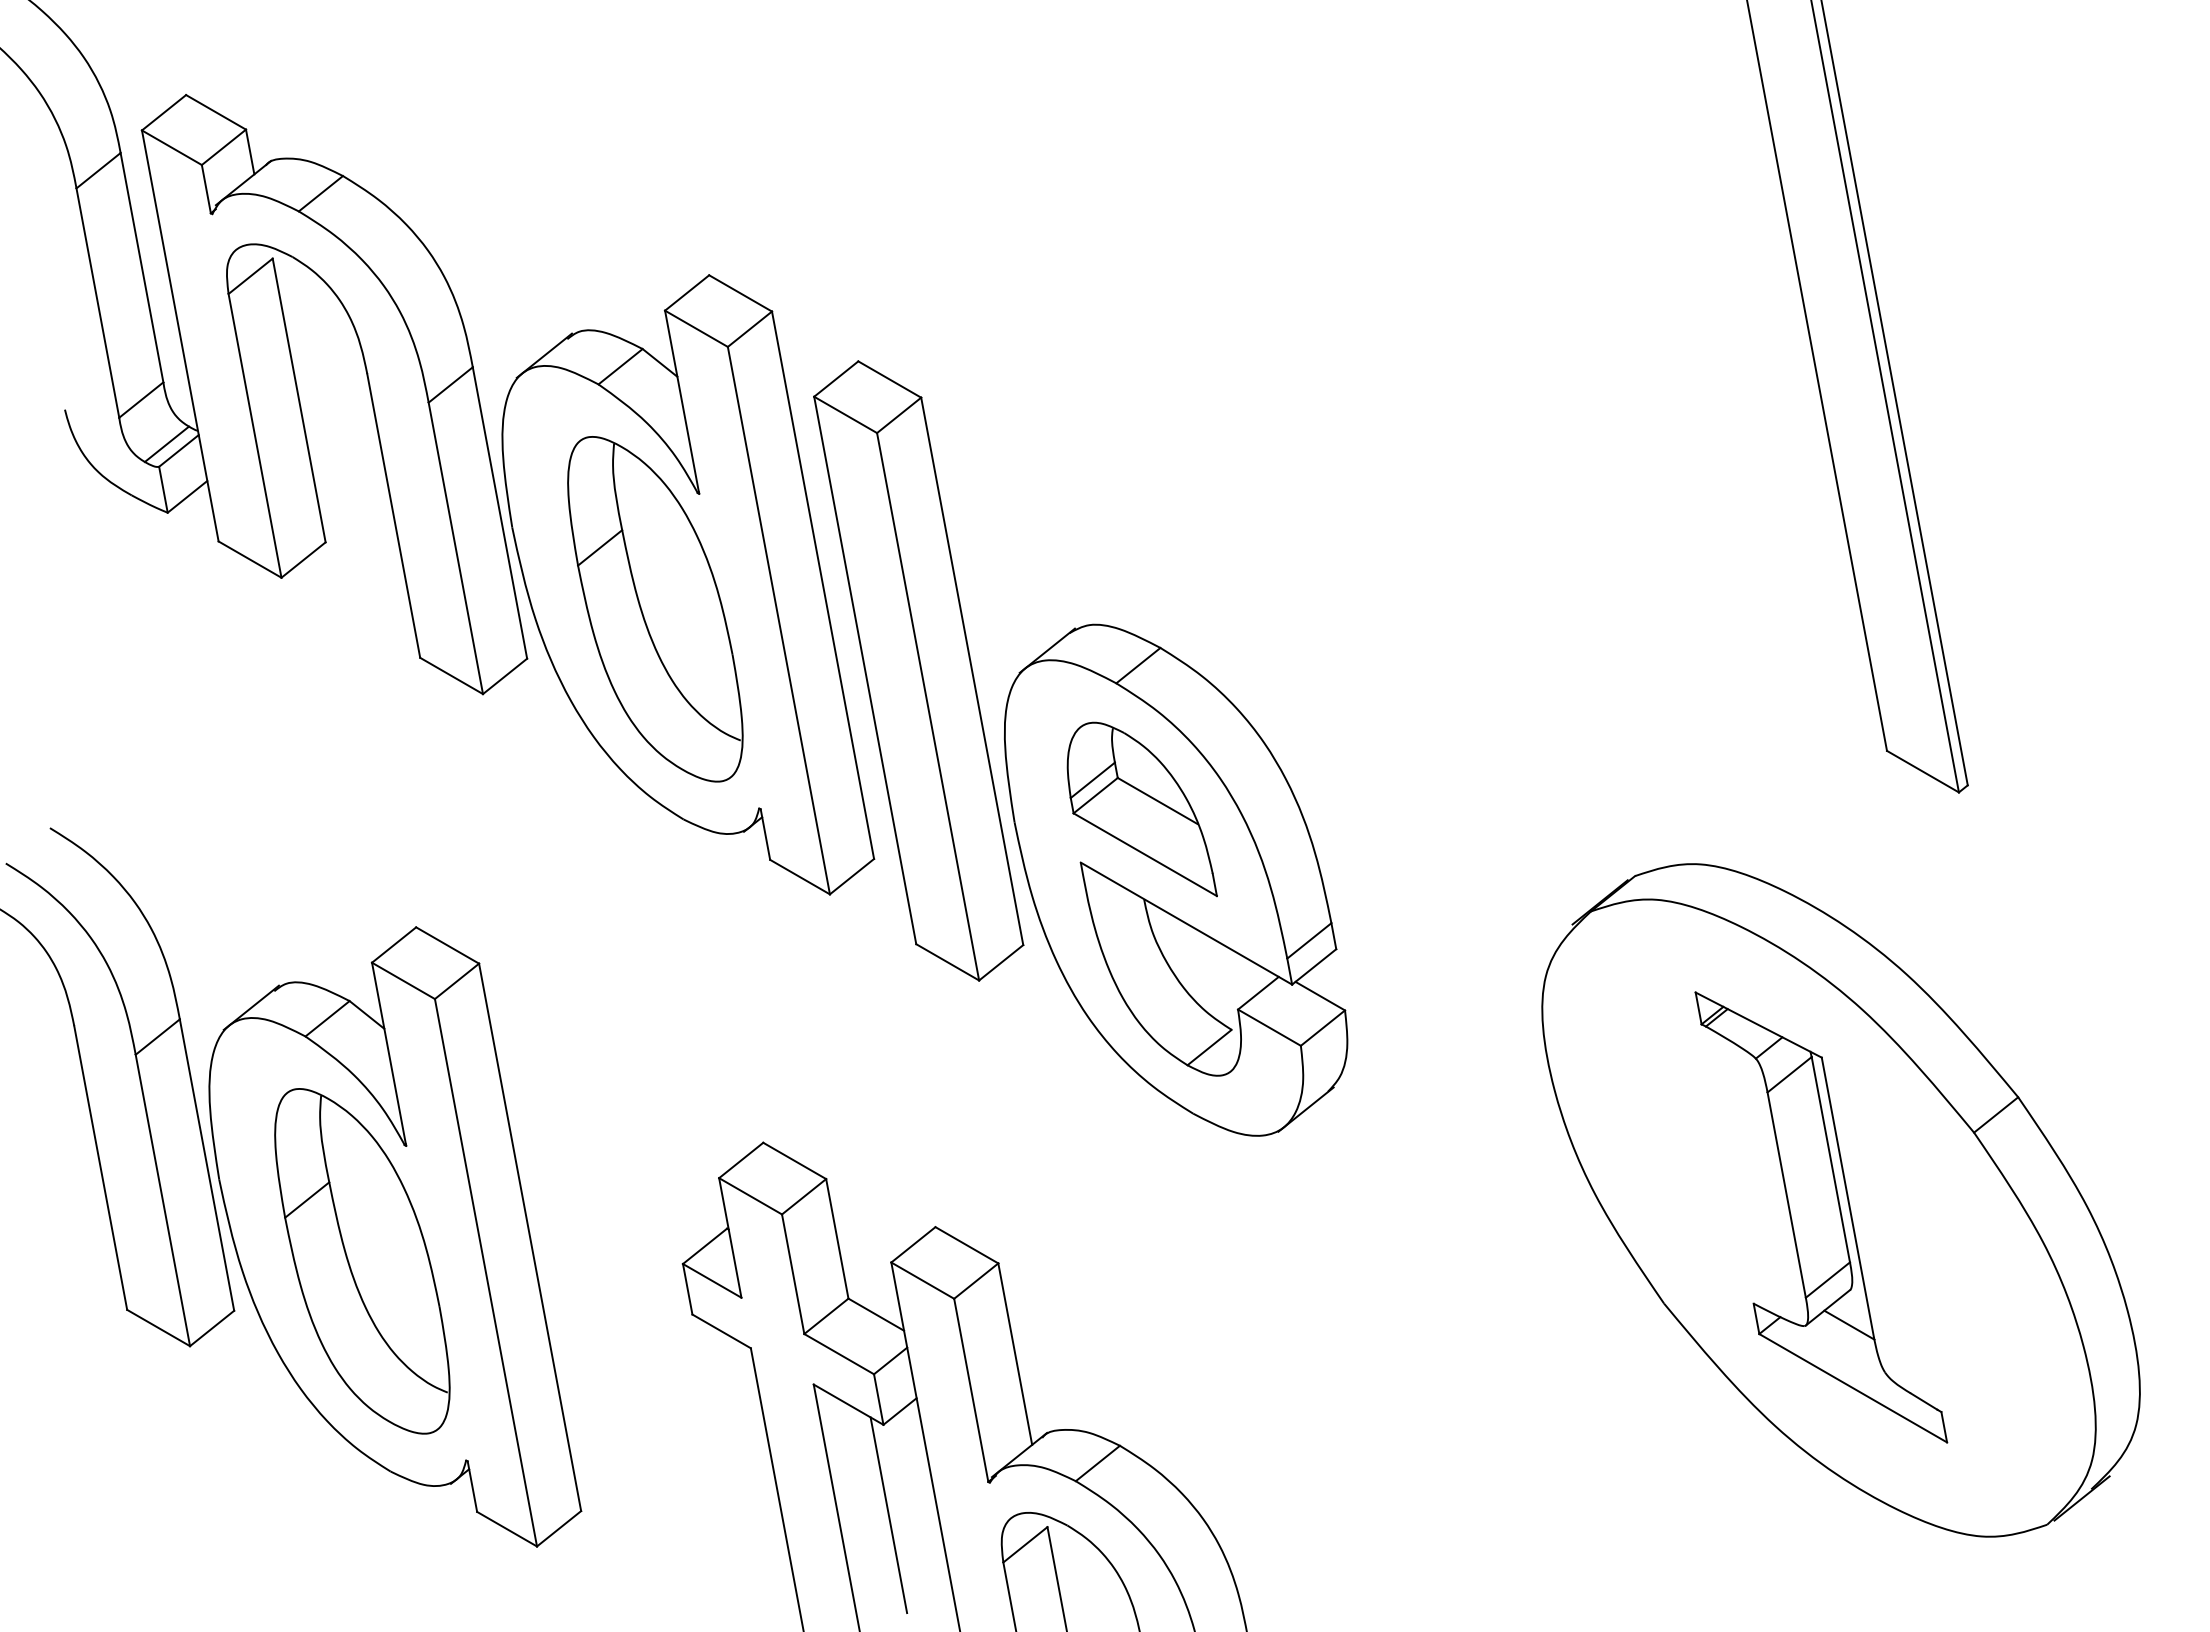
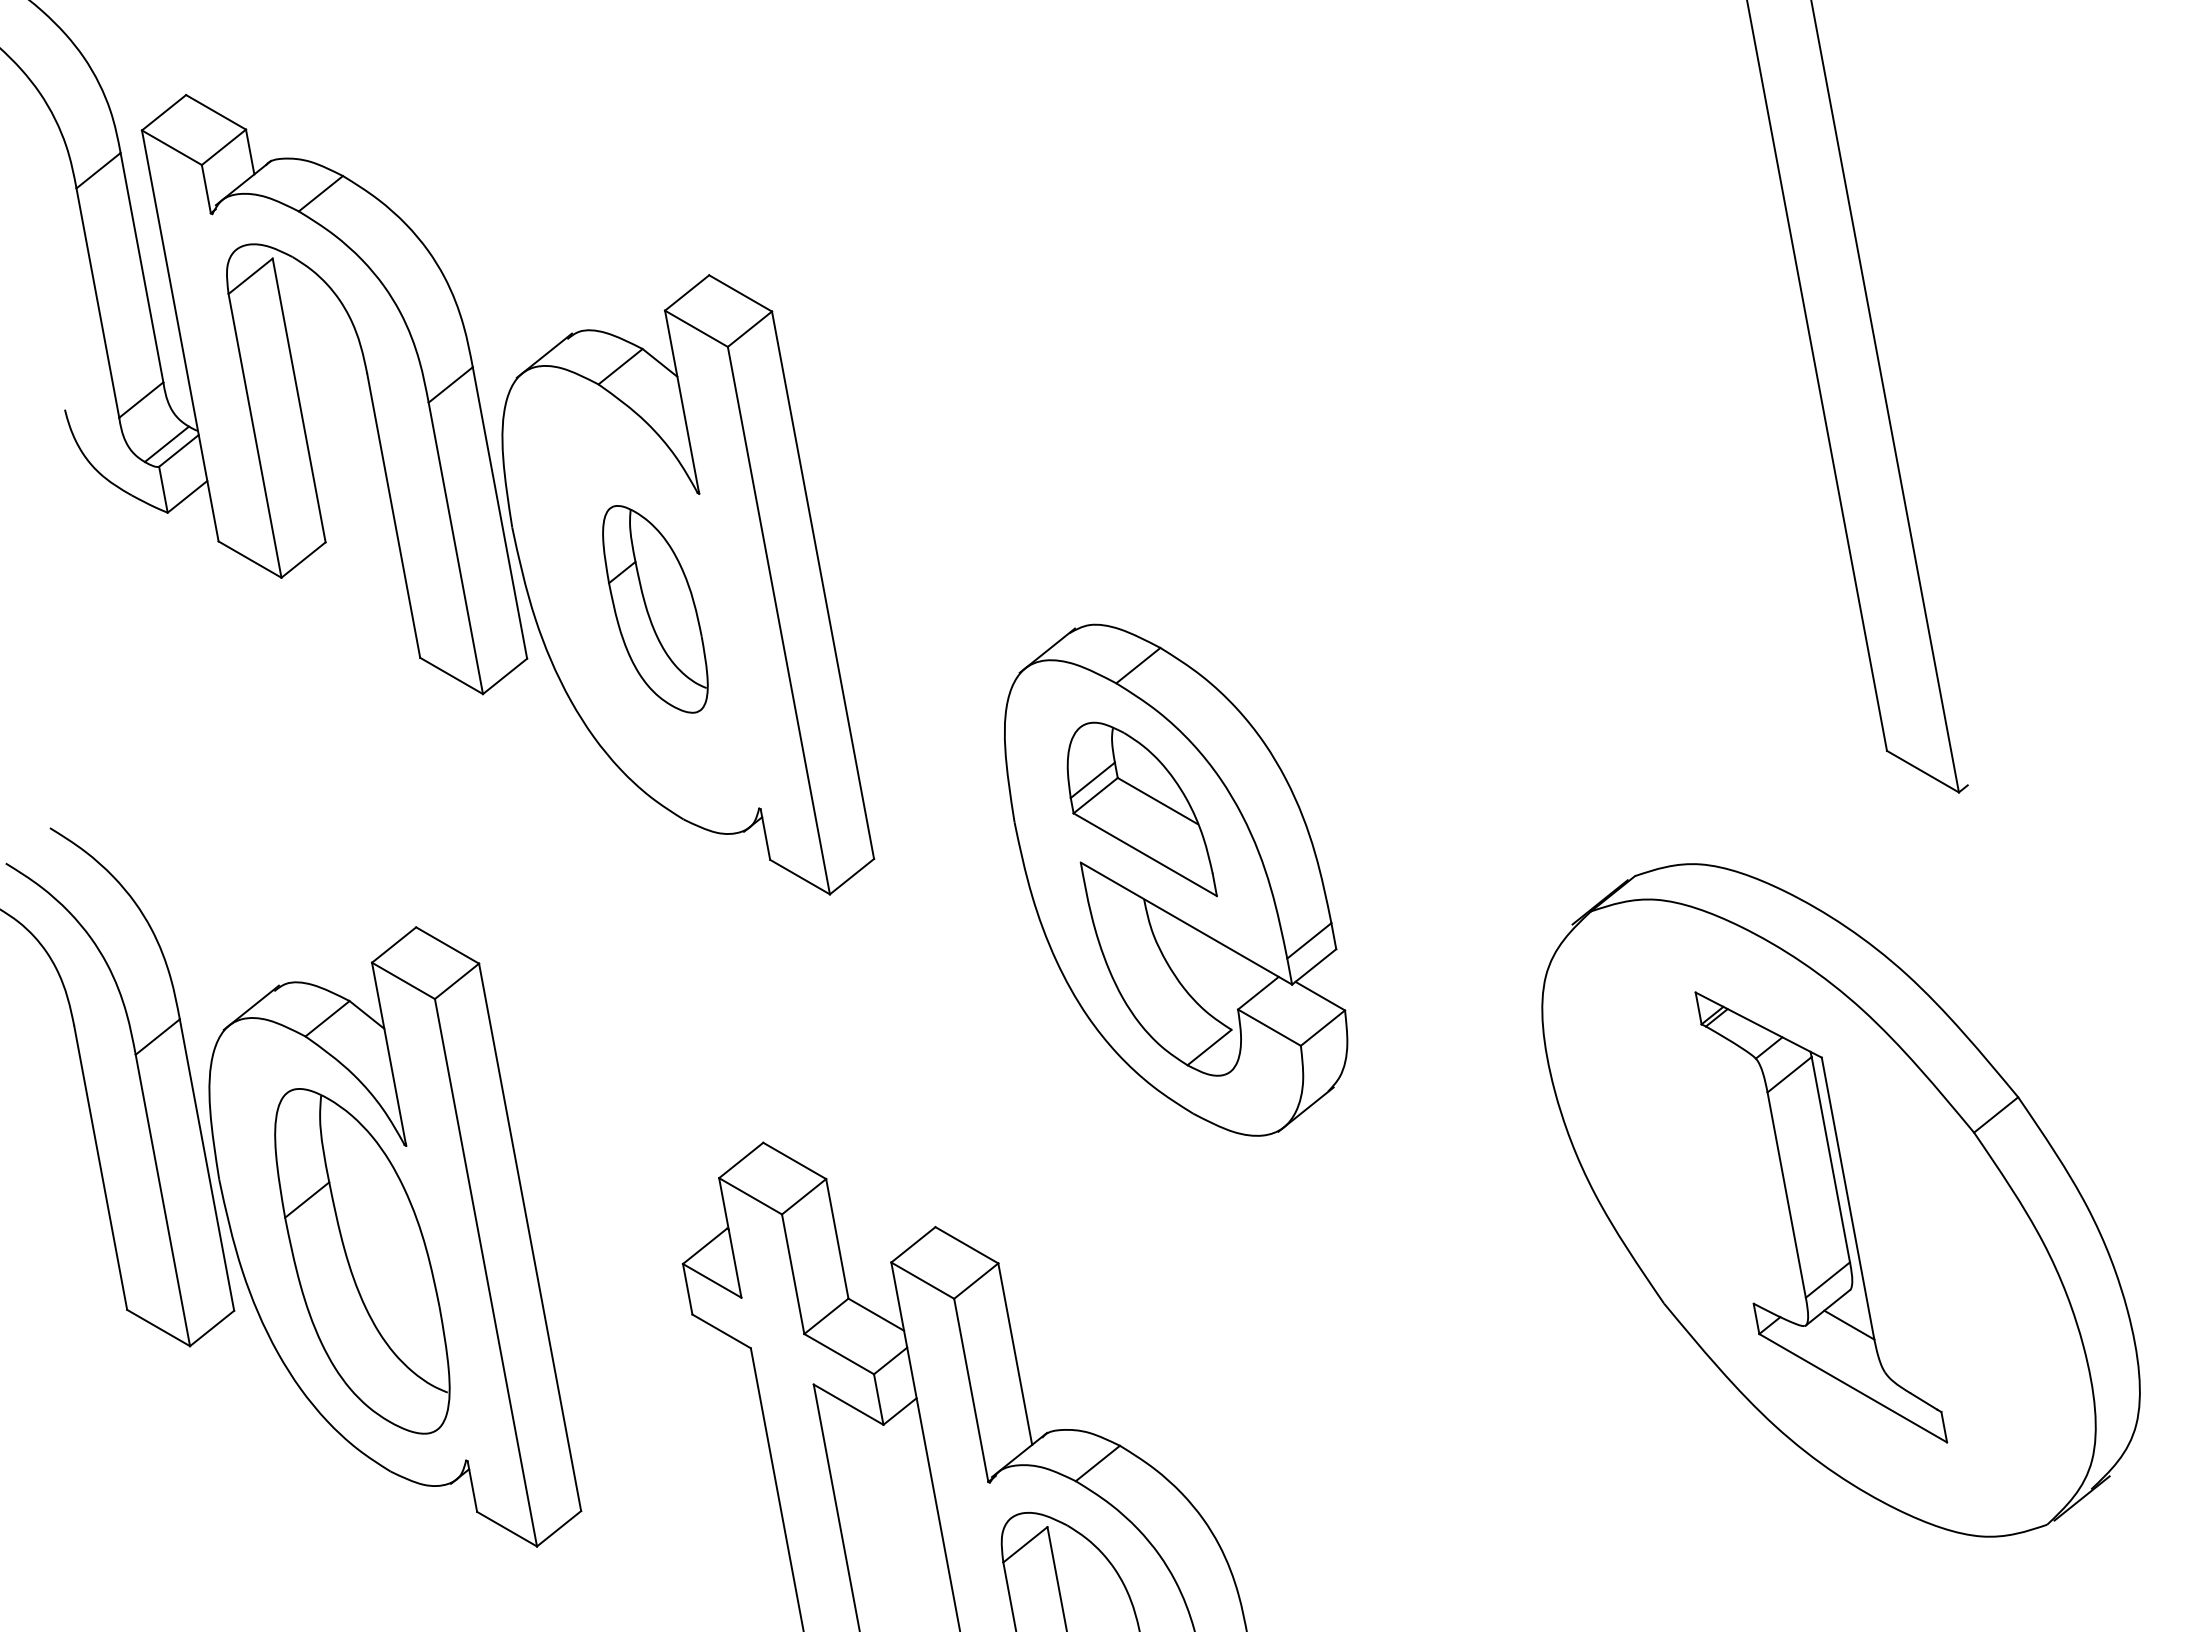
line: present -> none (1894, 393)
part size: 177x347 px -> 107x209 px (655, 609)
part: present -> none (918, 670)
line: present -> none (888, 1515)
